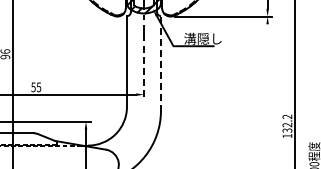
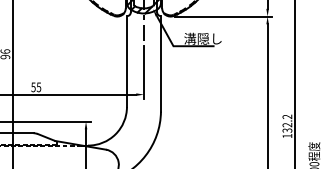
line: dashed -> solid (160, 63)
line: dashed -> solid (143, 72)
line: none -> present (267, 94)
